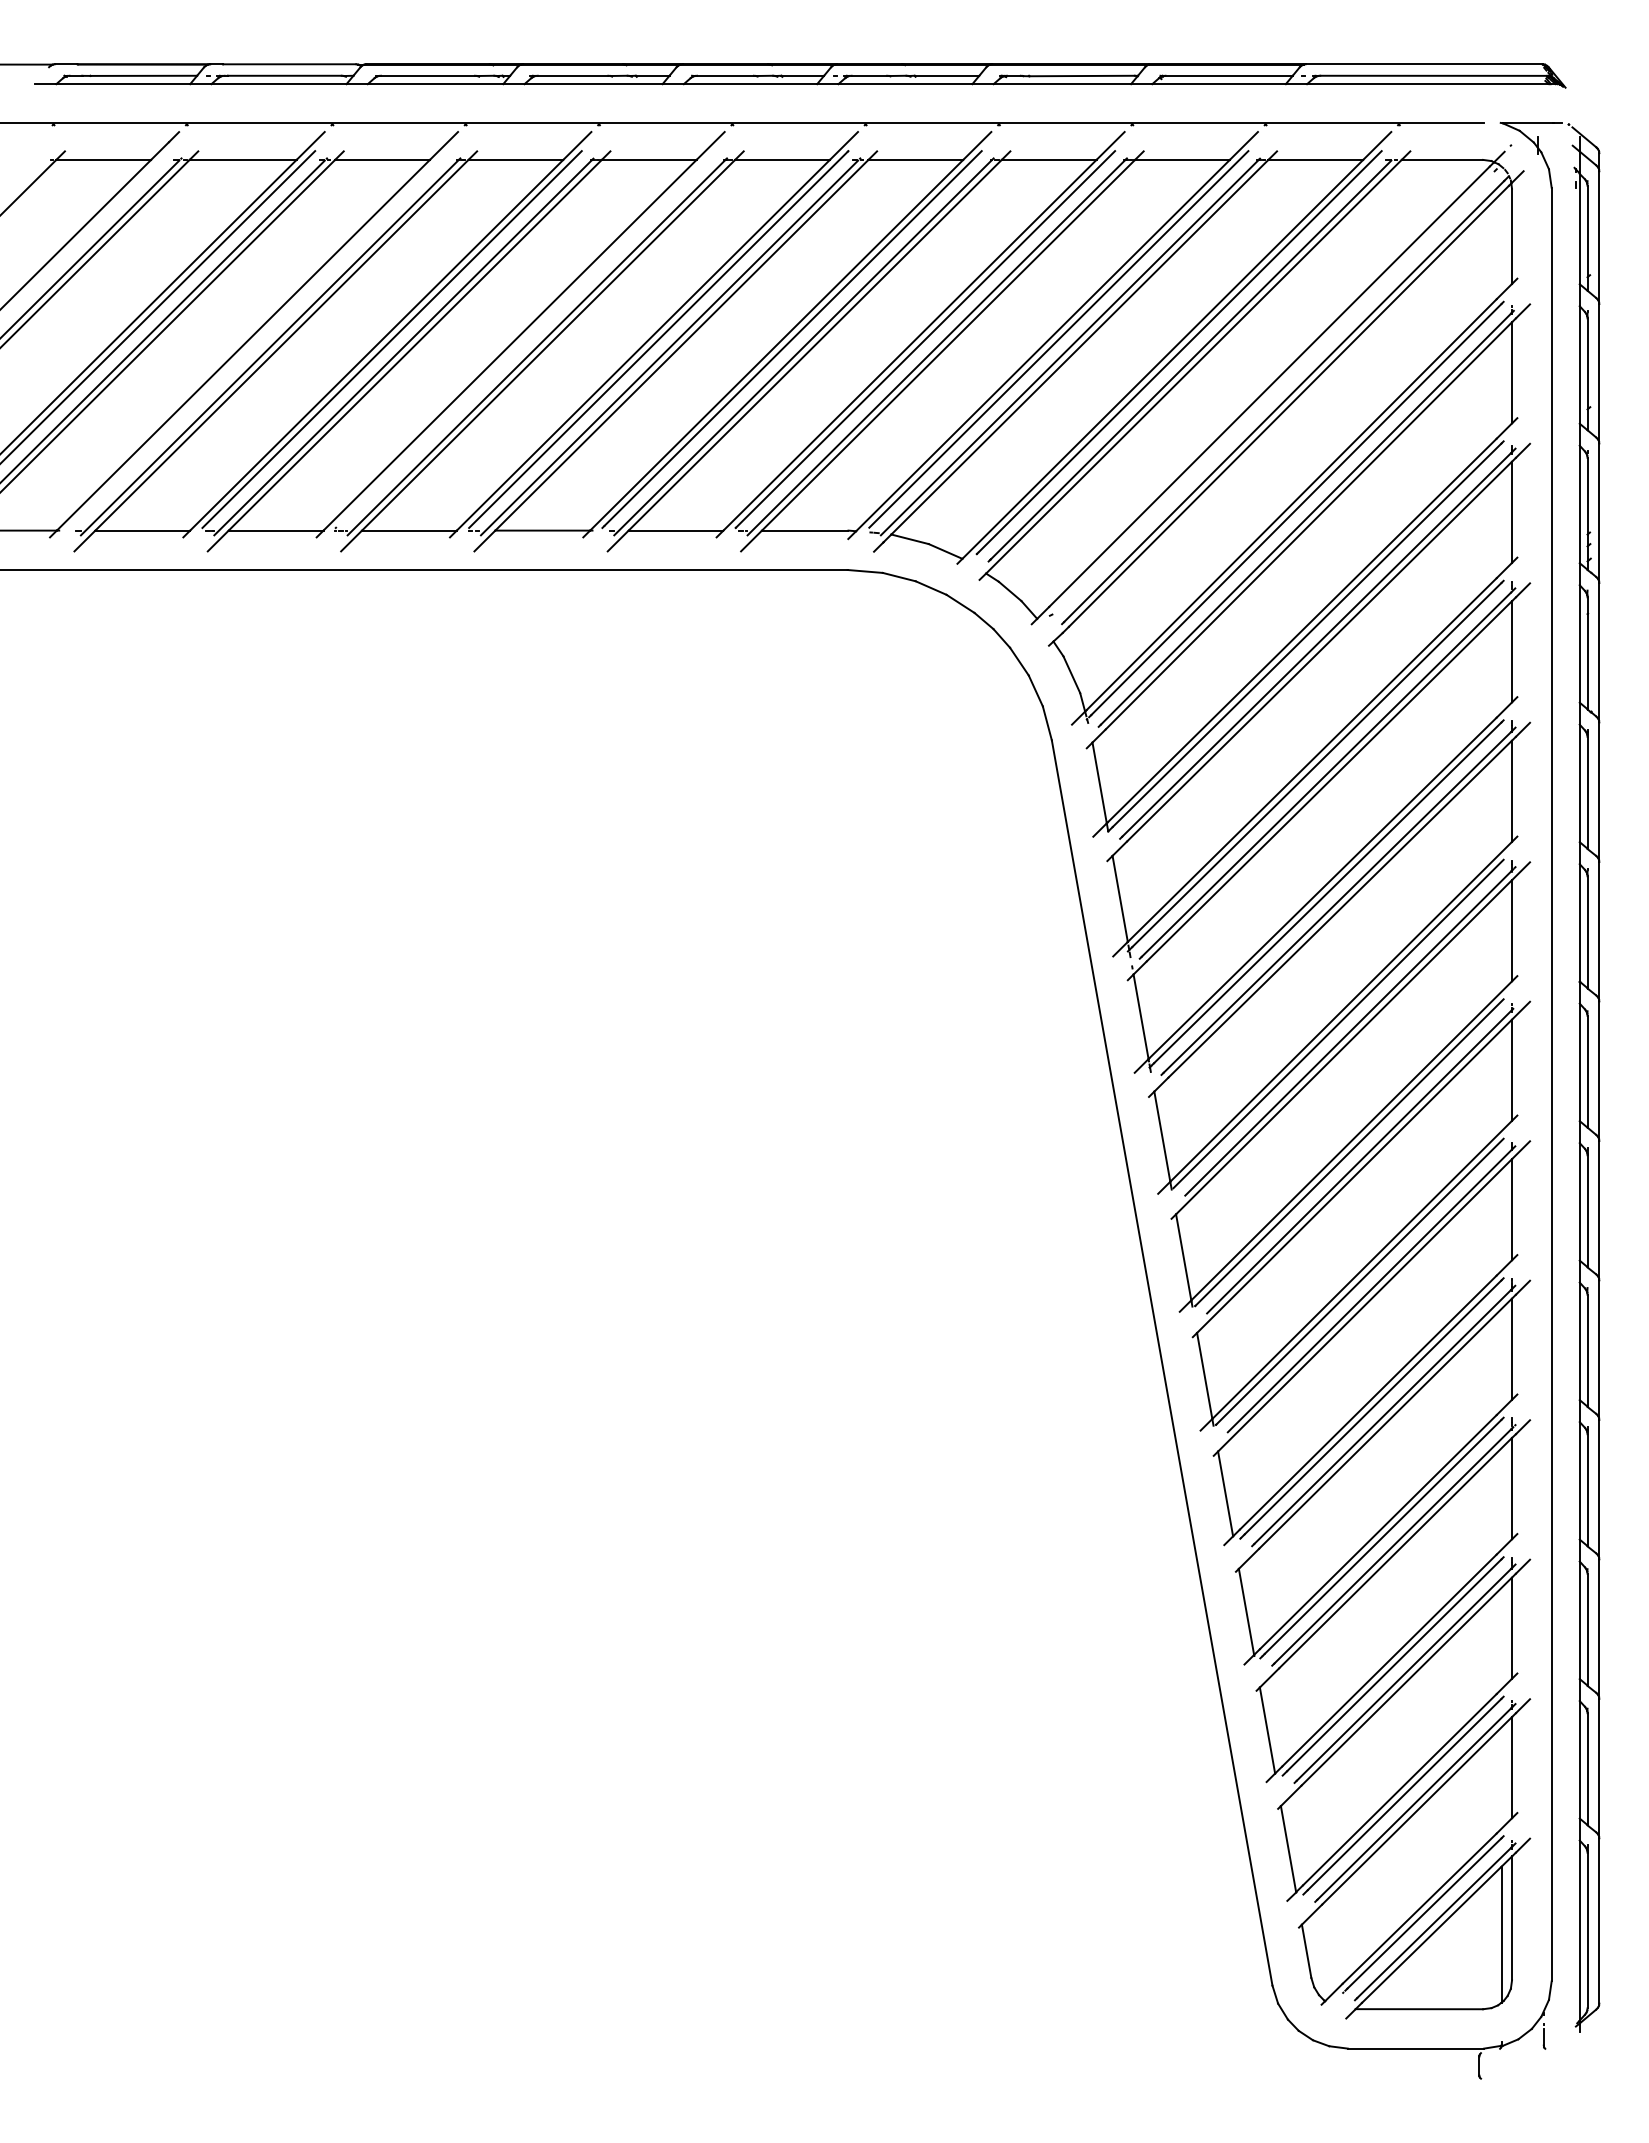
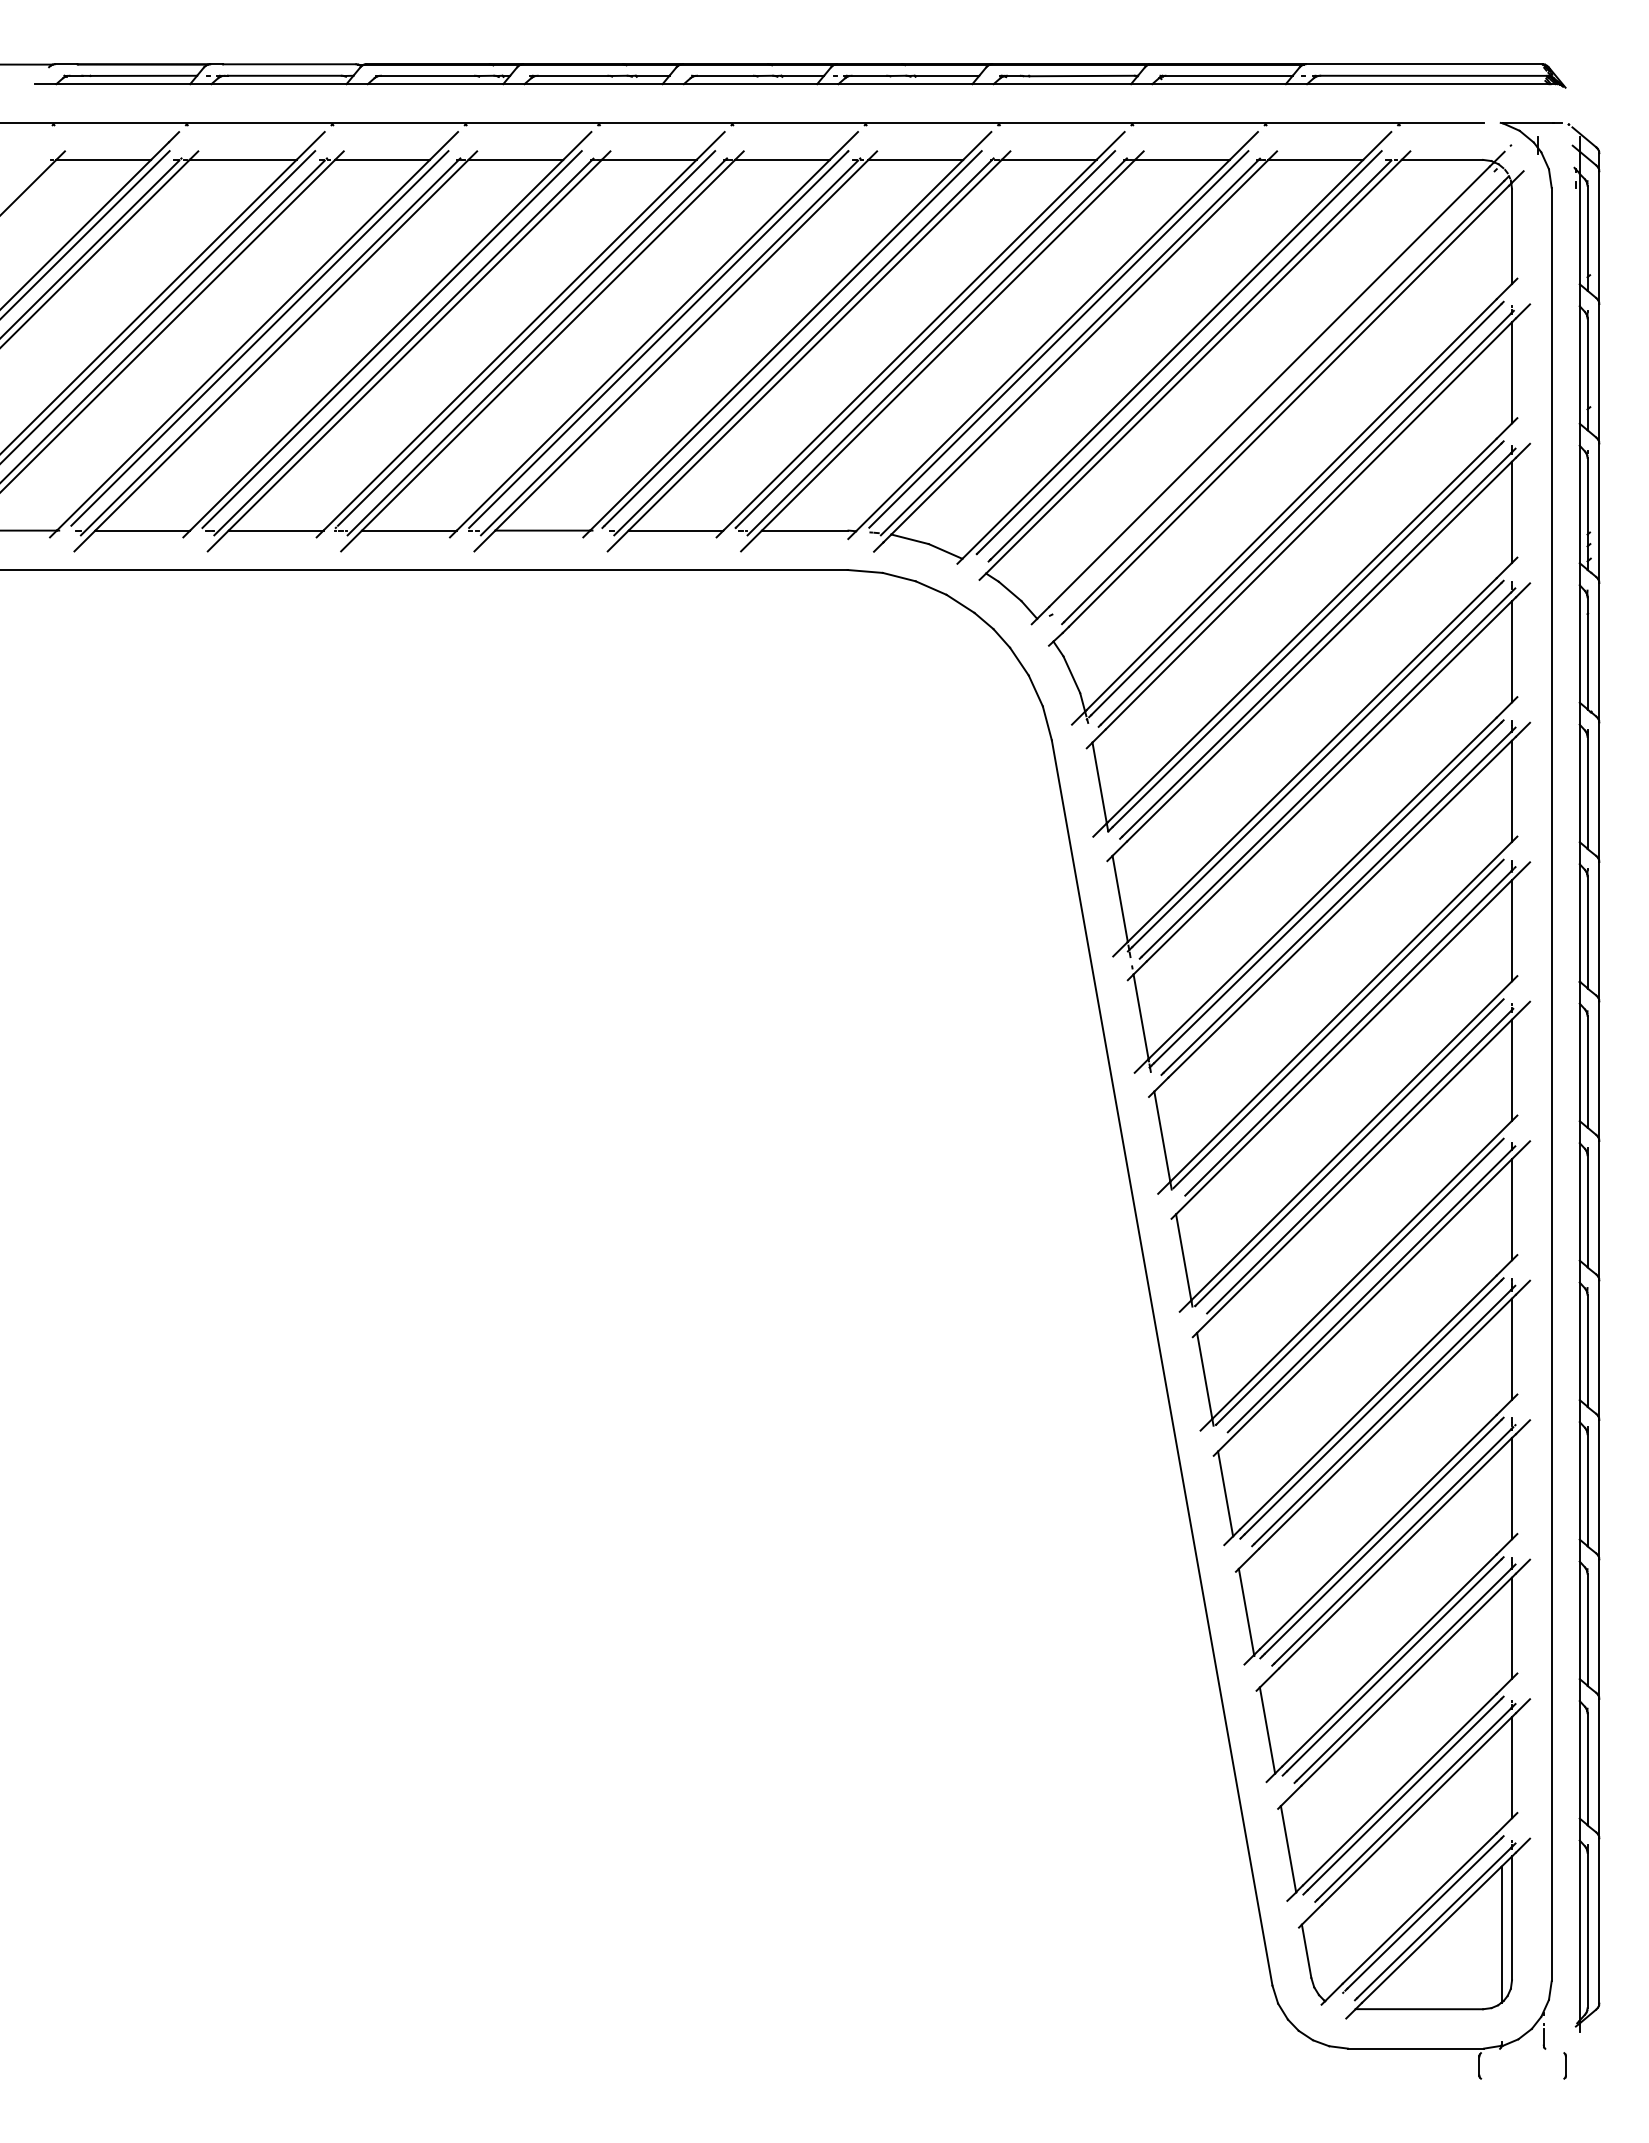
line: none -> present (85, 234)
line: none -> present (259, 338)
line: none -> present (526, 338)
part: none -> present (1564, 2065)
